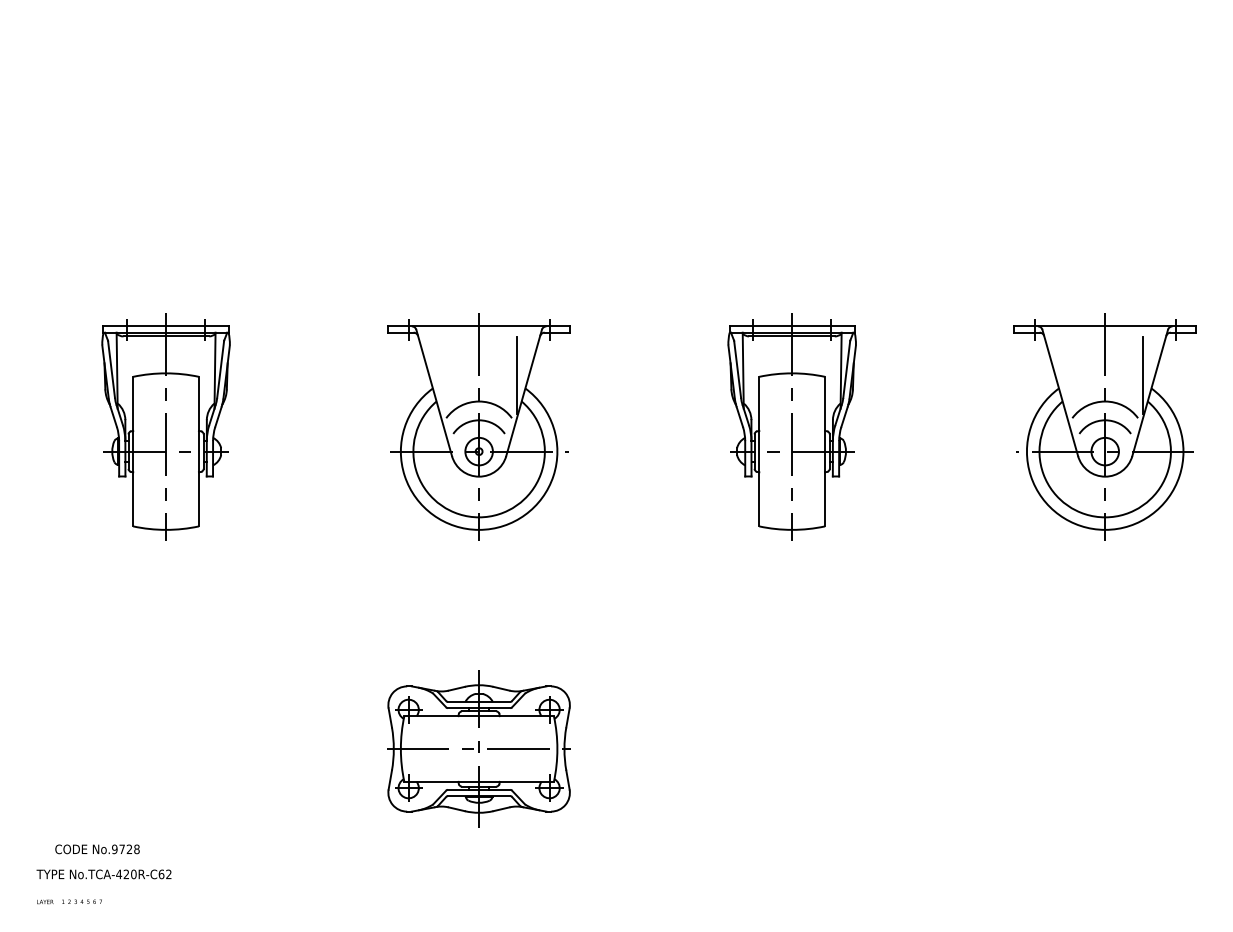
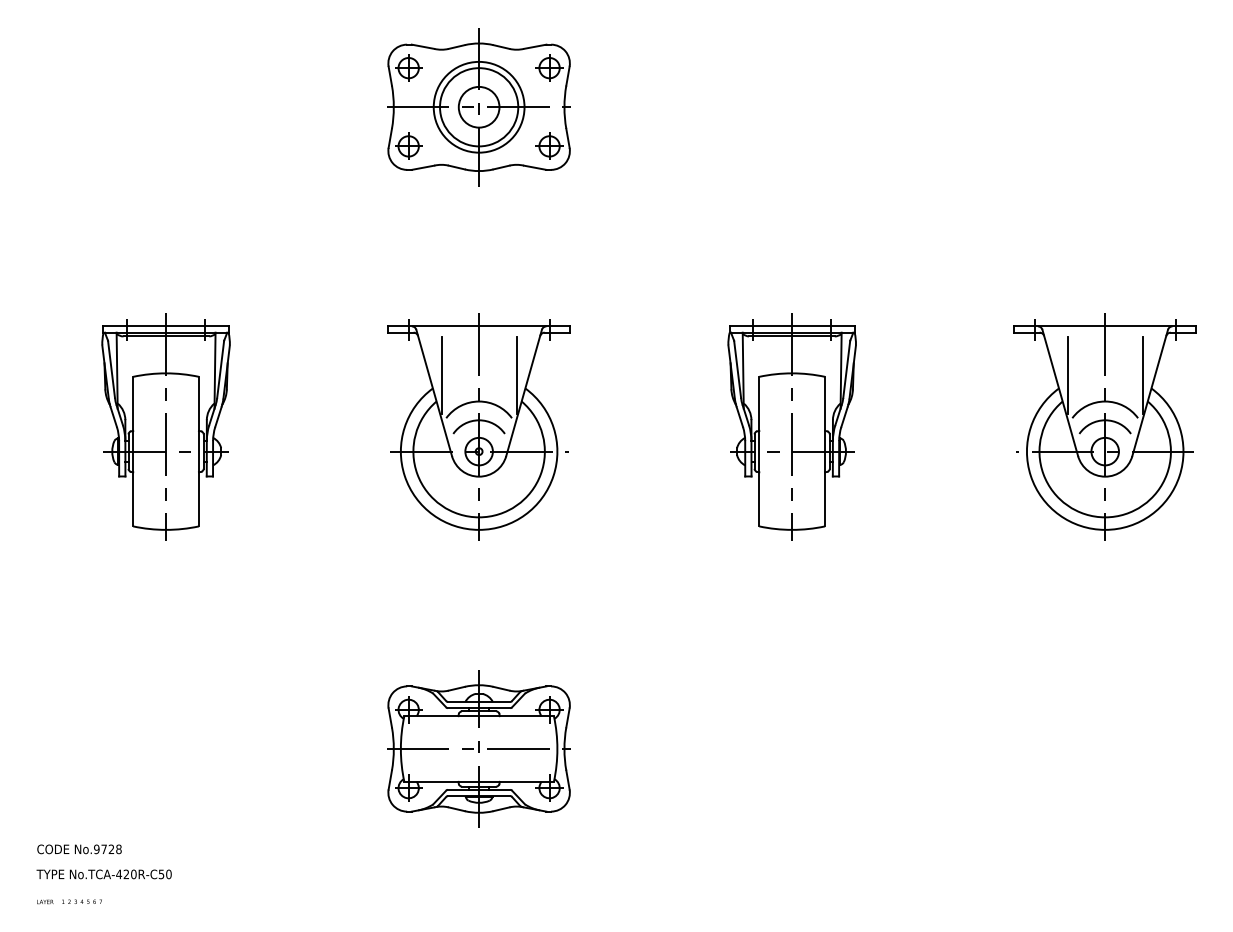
part: none -> present (478, 107)
line: none -> present (441, 375)
line: none -> present (1067, 375)
text position: (97, 849) -> (79, 849) (79, 849)
text: No.TCA-420R-C62 -> No.TCA-420R-C50 (164, 874)
